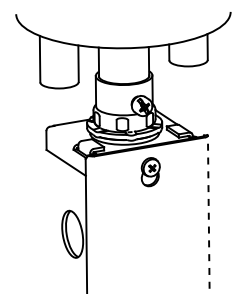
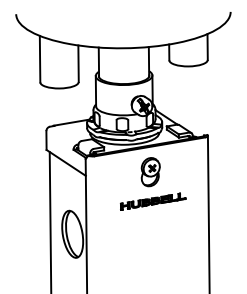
part: none -> present (152, 201)
line: dashed -> solid (208, 214)
line: none -> present (50, 221)
